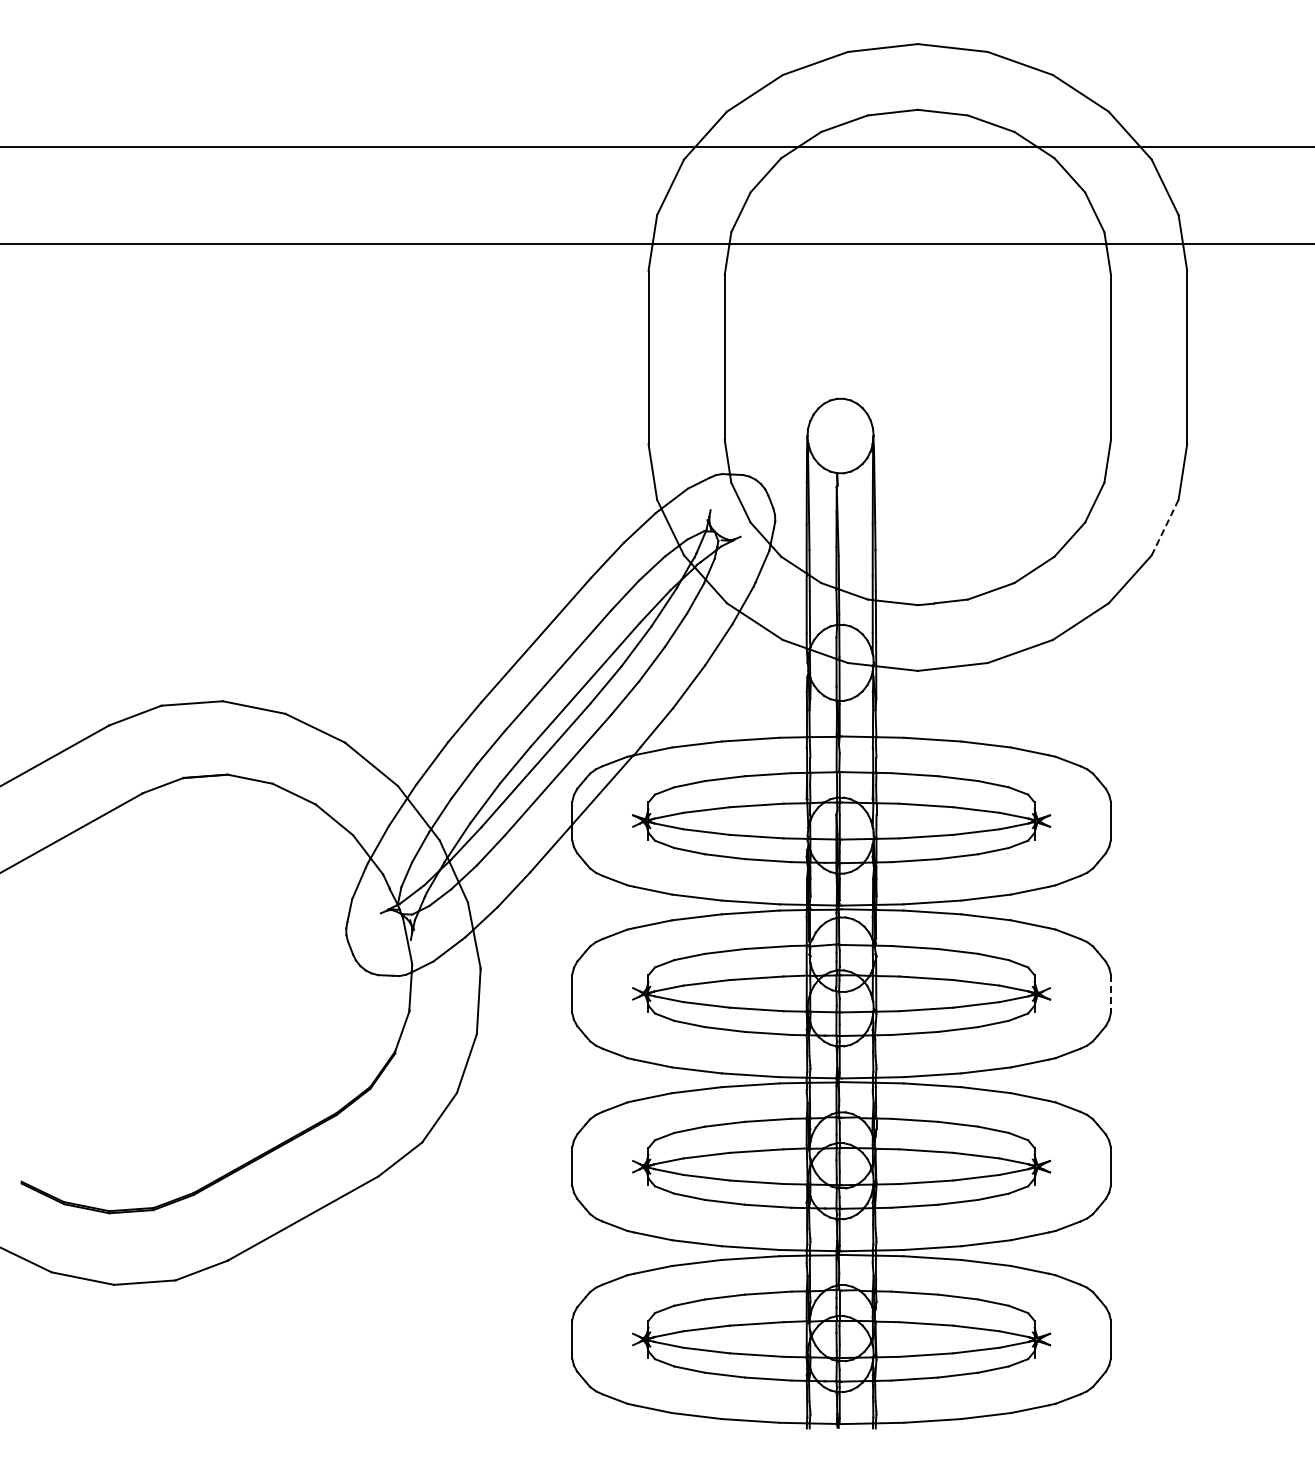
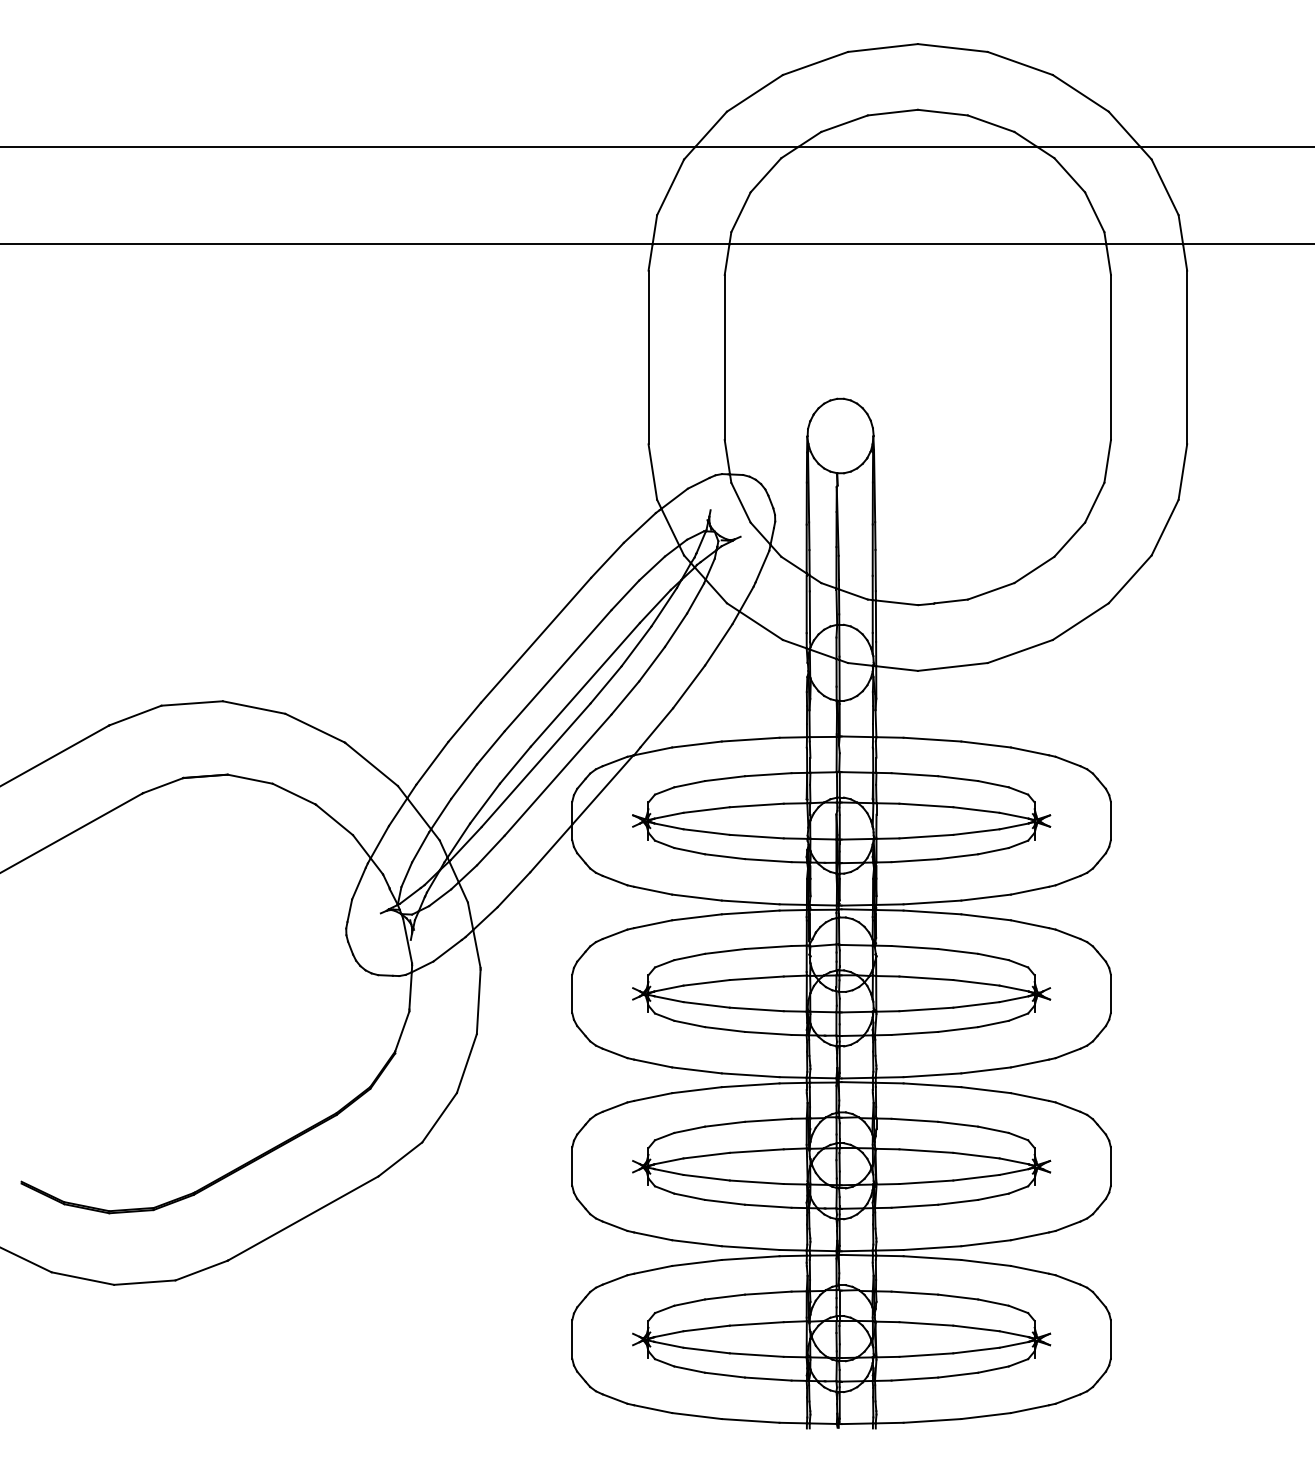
line: dashed -> solid (1165, 527)
line: dashed -> solid (1110, 994)
